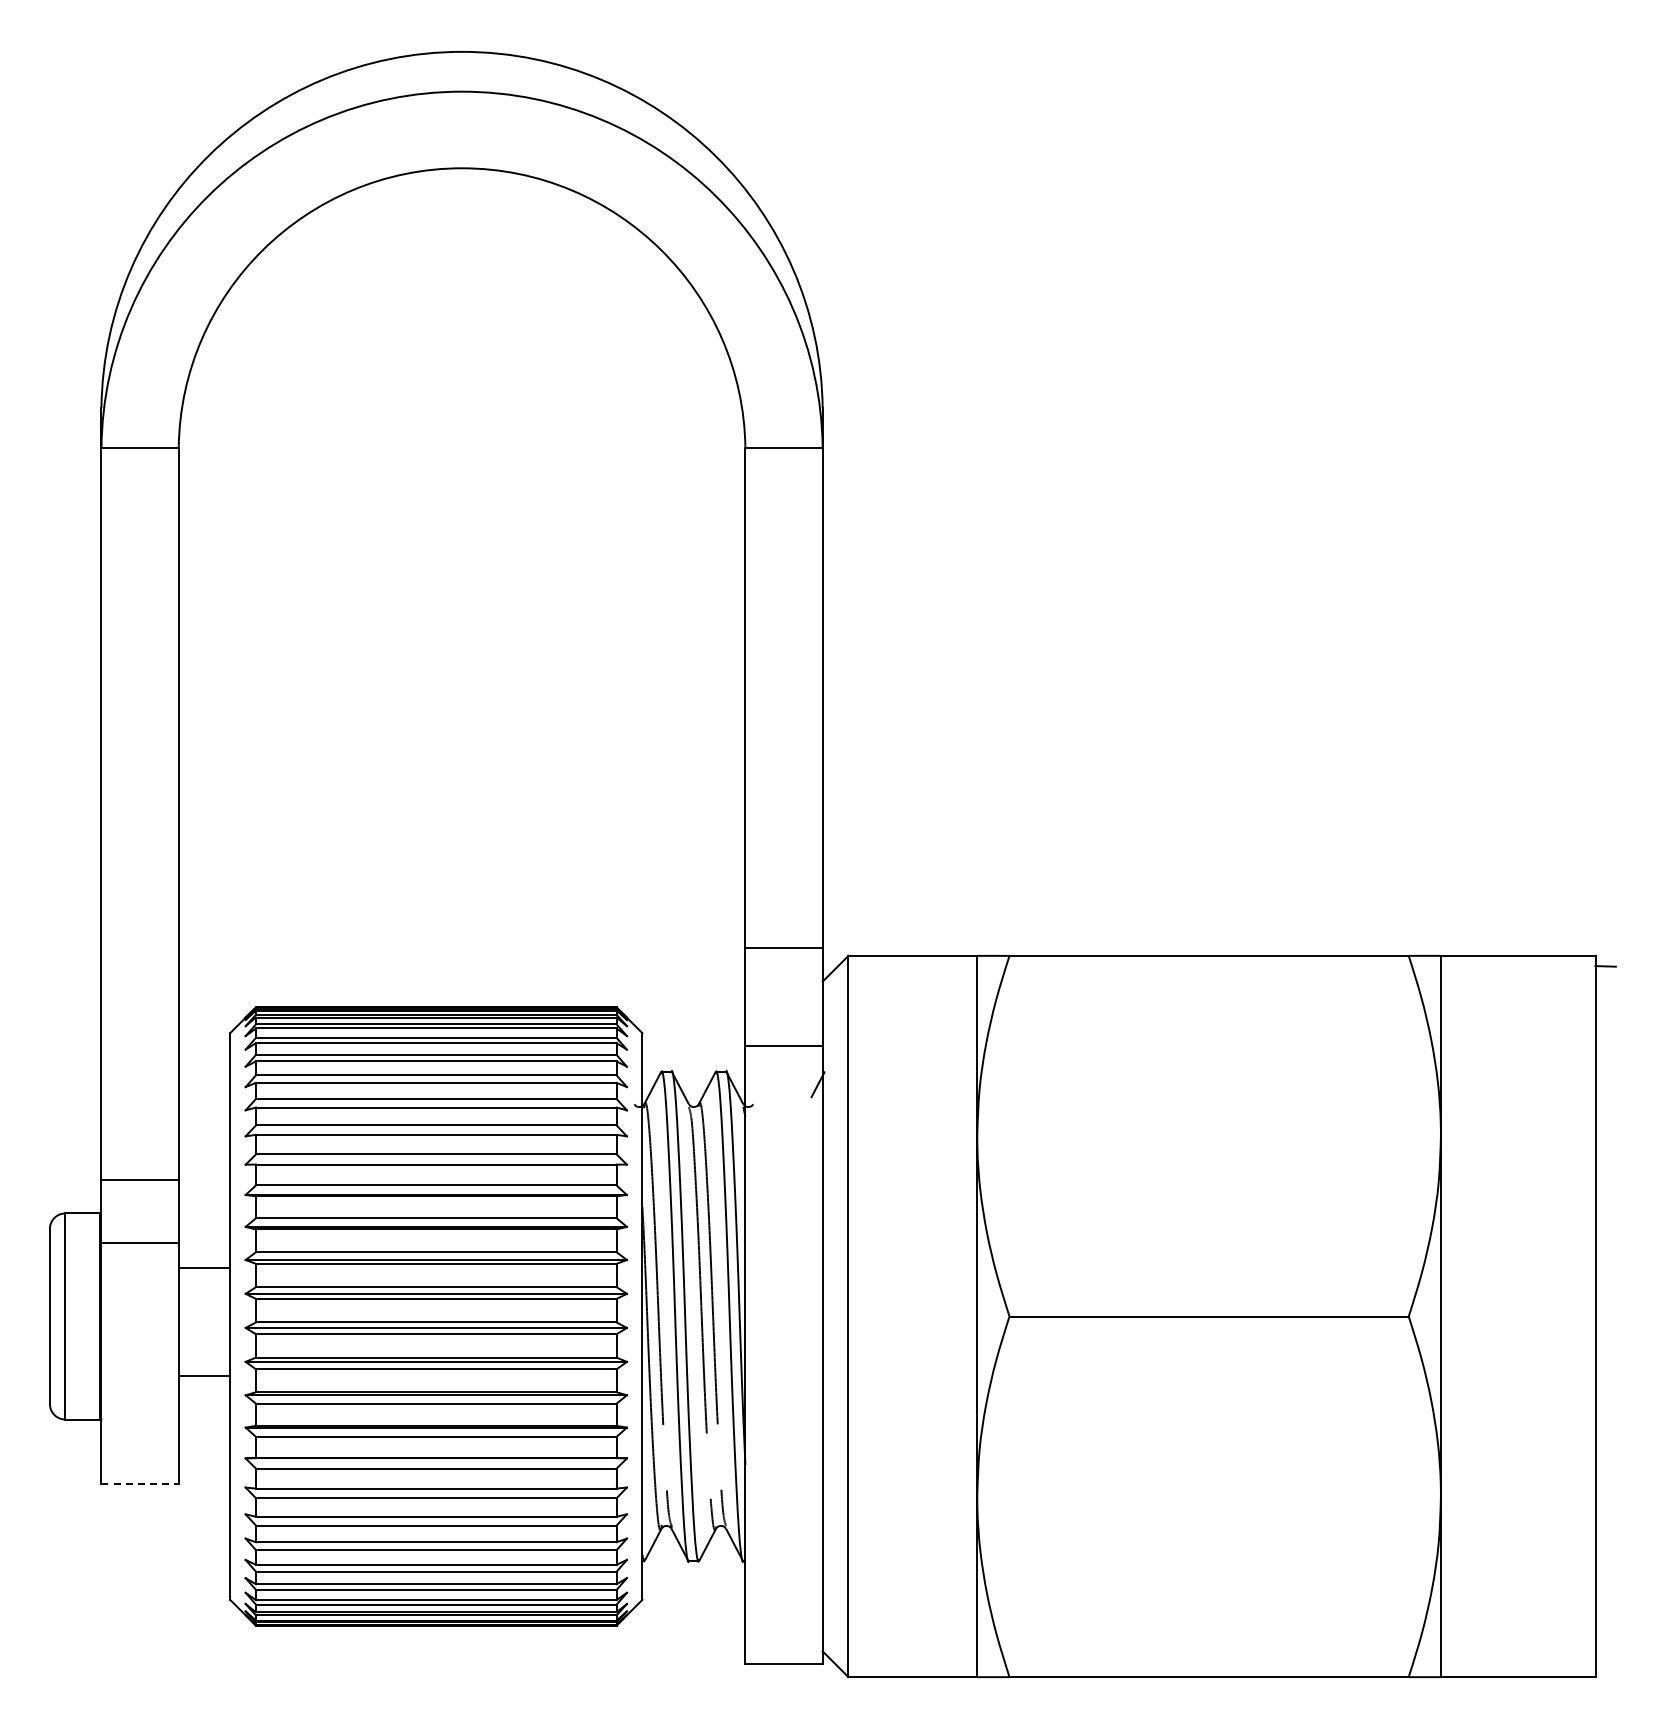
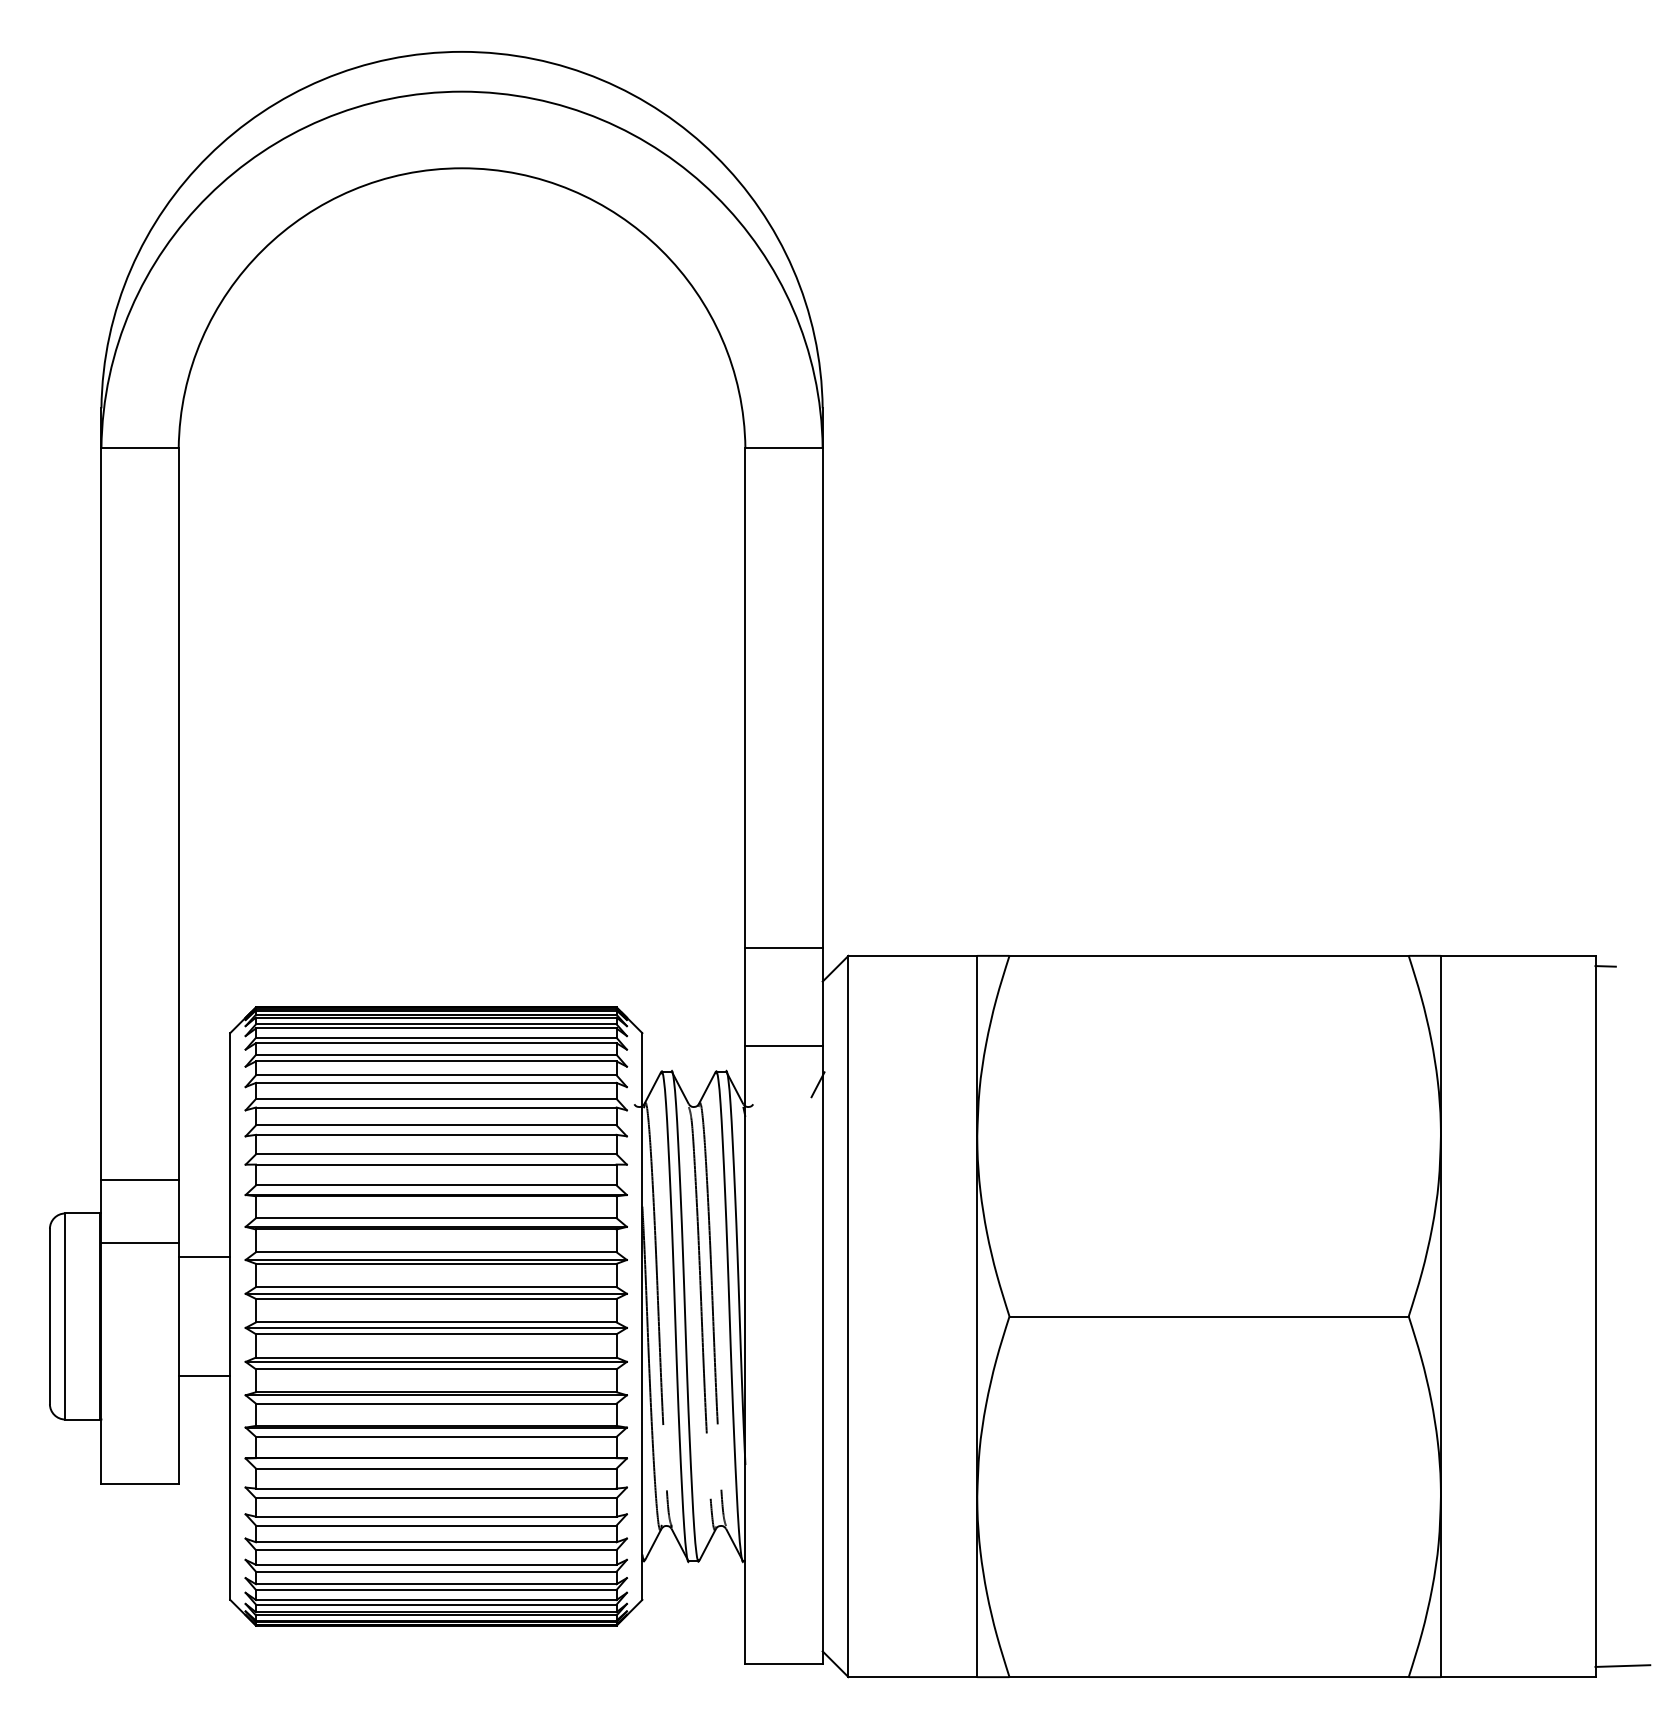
line position: (204, 1268) -> (204, 1257) (204, 1257)
line: dashed -> solid (140, 1483)
line: none -> present (1622, 1665)
